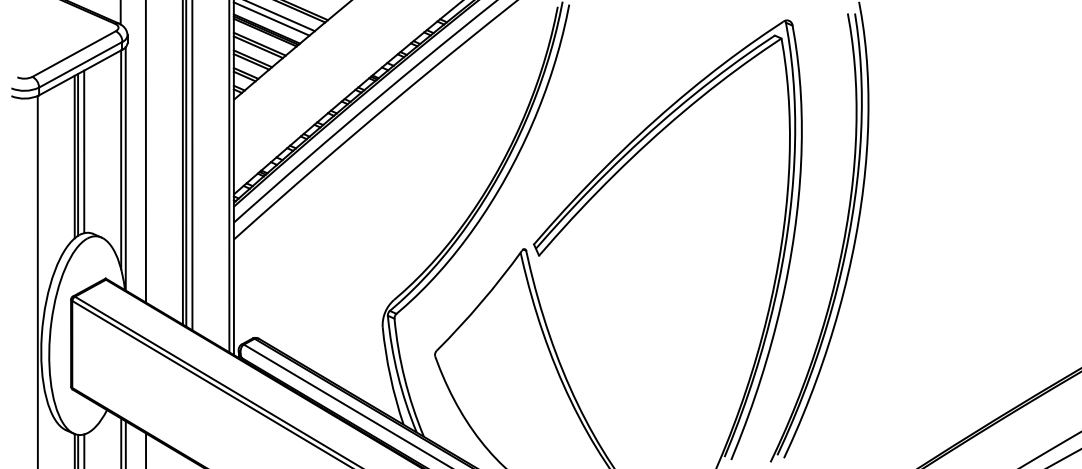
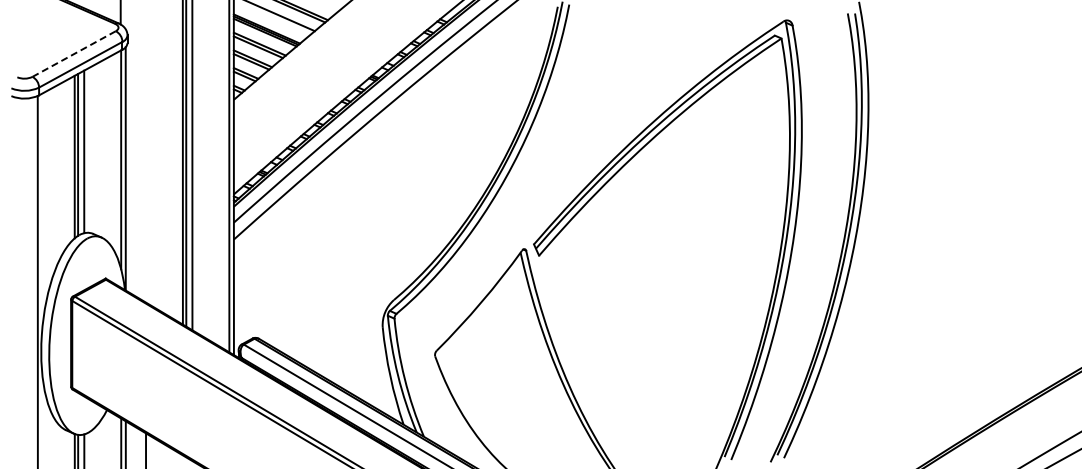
line: present -> none (271, 18)
line: solid -> dashed (74, 54)
line: present -> none (145, 152)
